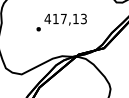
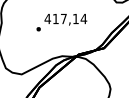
text: 417,13 -> 417,14 (83, 18)
